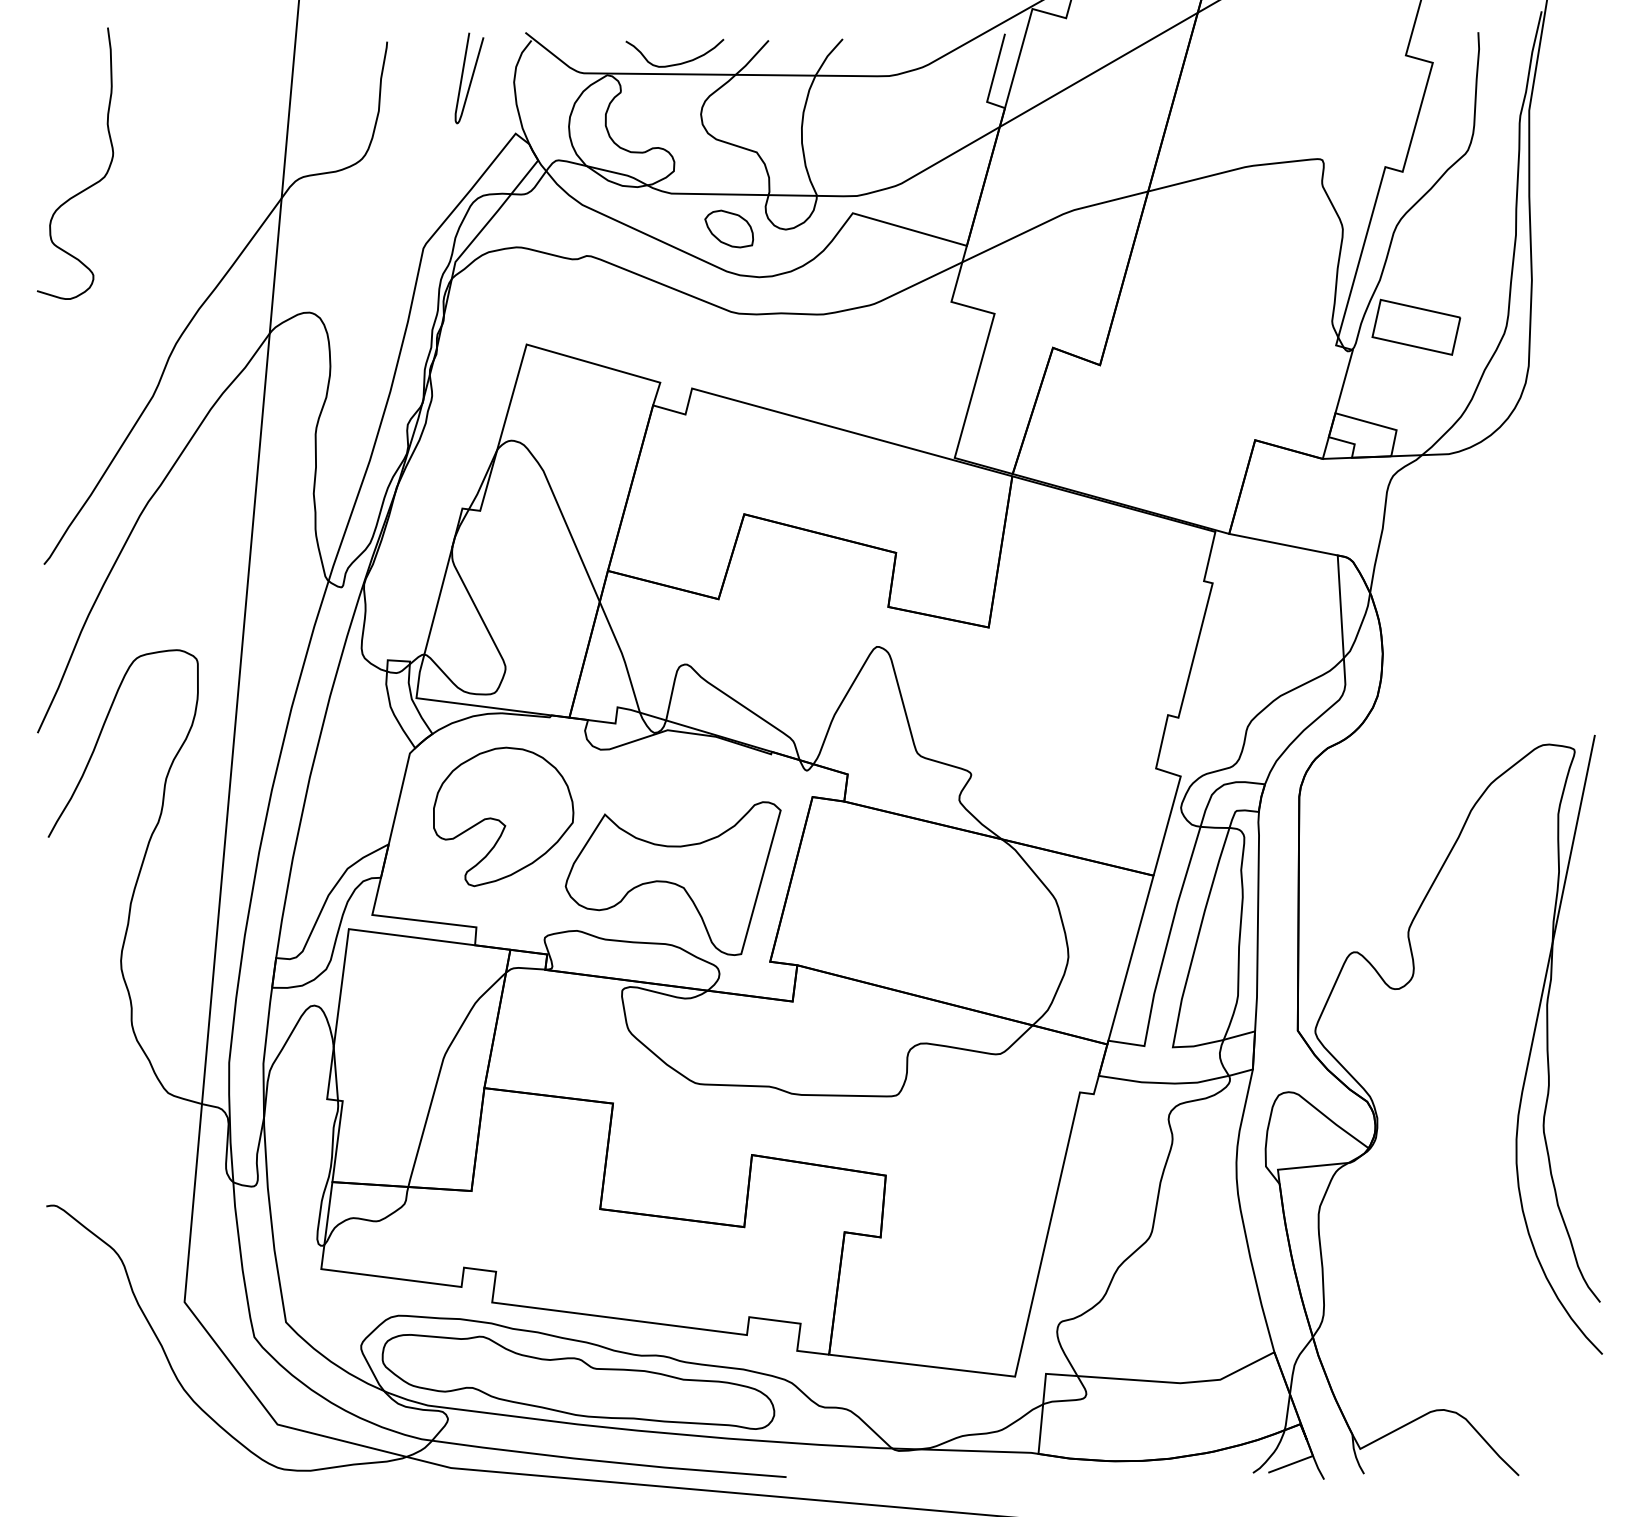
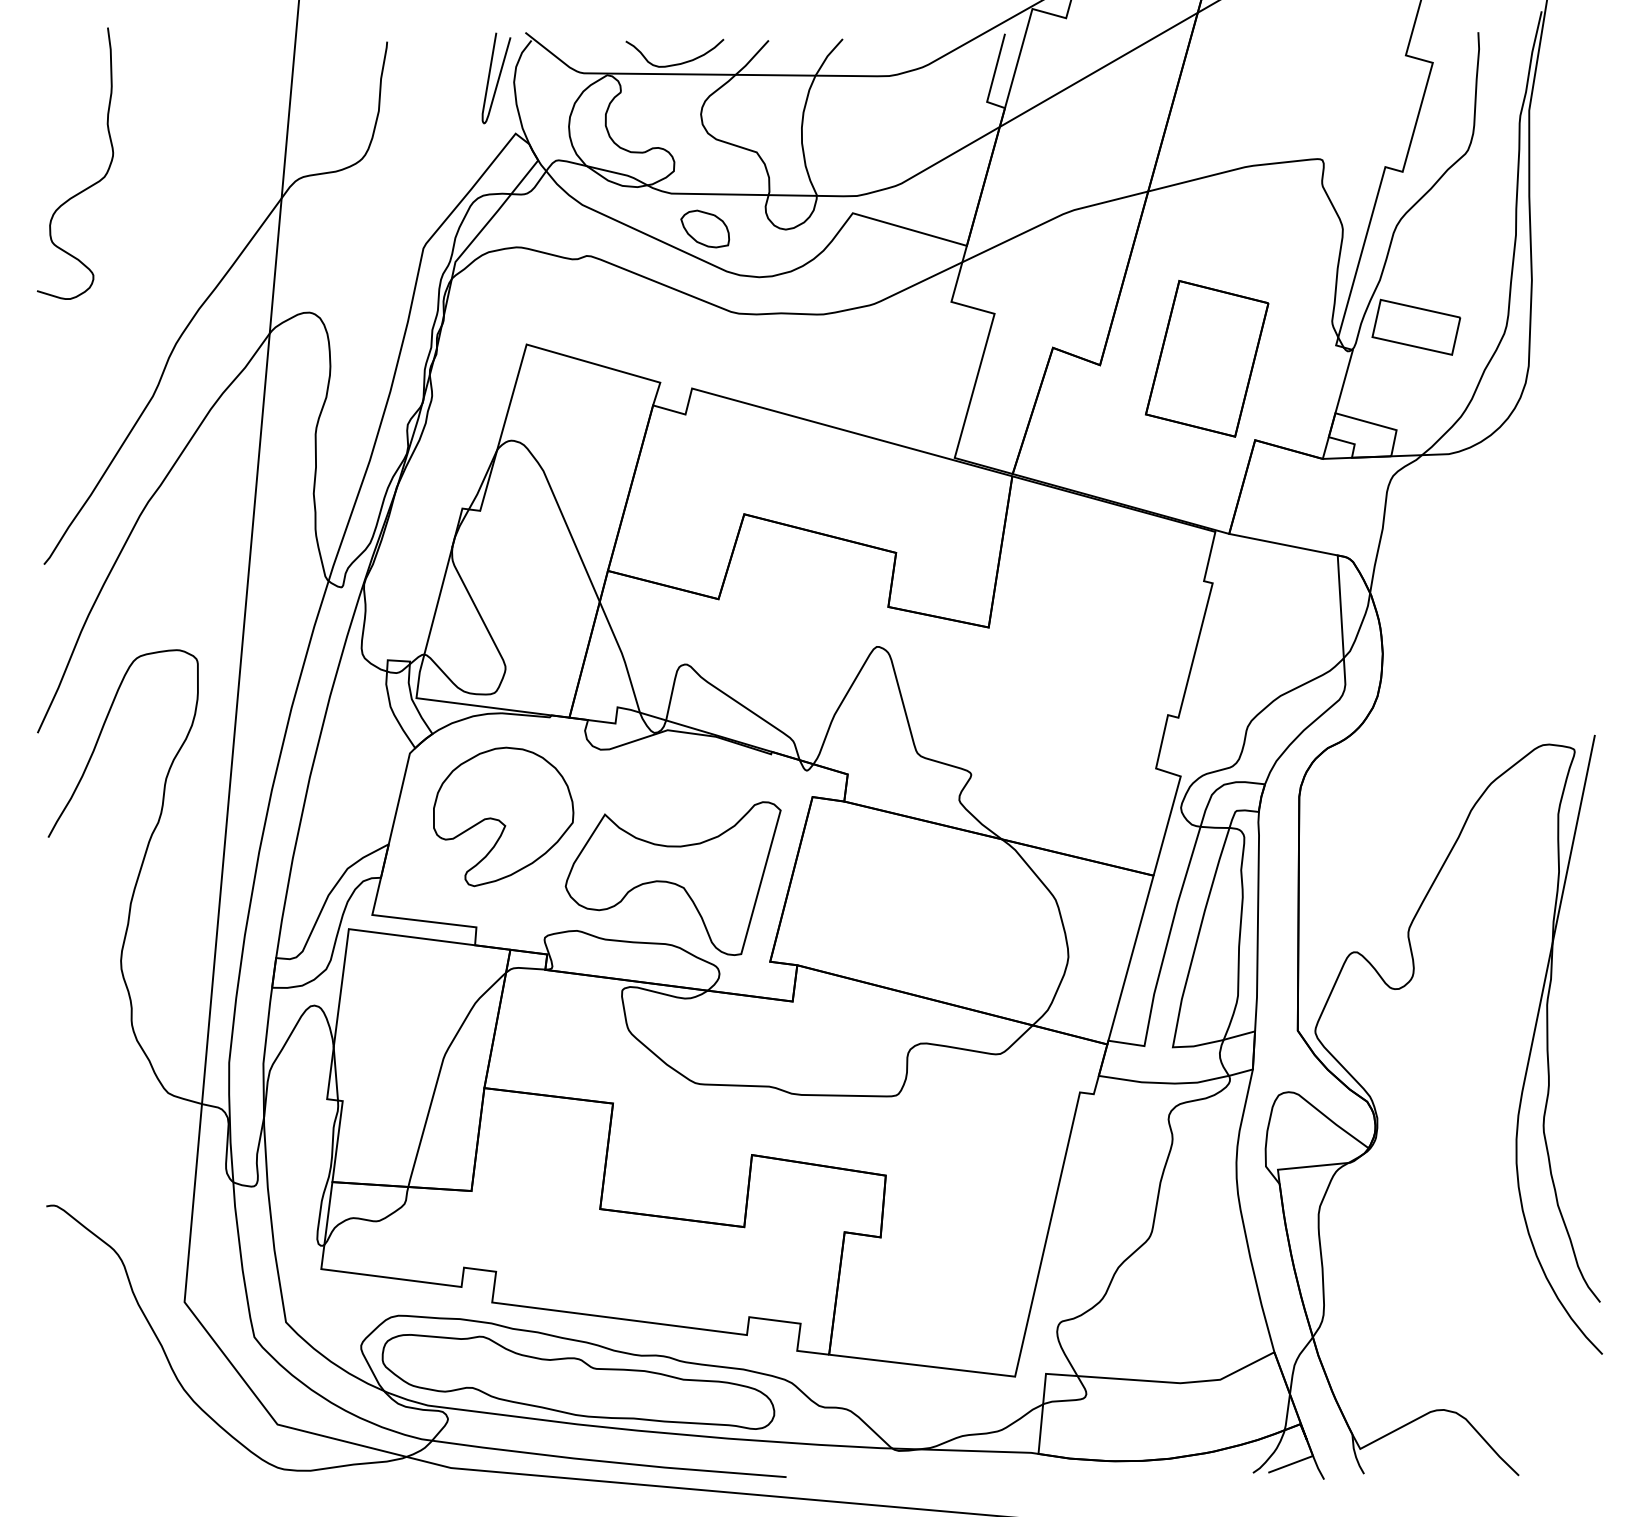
curve position: (470, 79) -> (497, 79) (497, 79)
part position: (729, 228) -> (705, 228) (705, 228)
part: none -> present (1207, 358)
